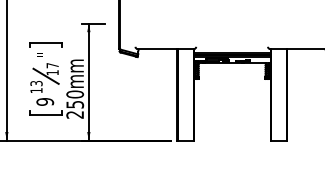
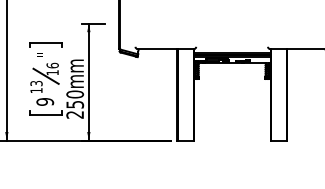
text: 17 -> 16 (52, 65)
